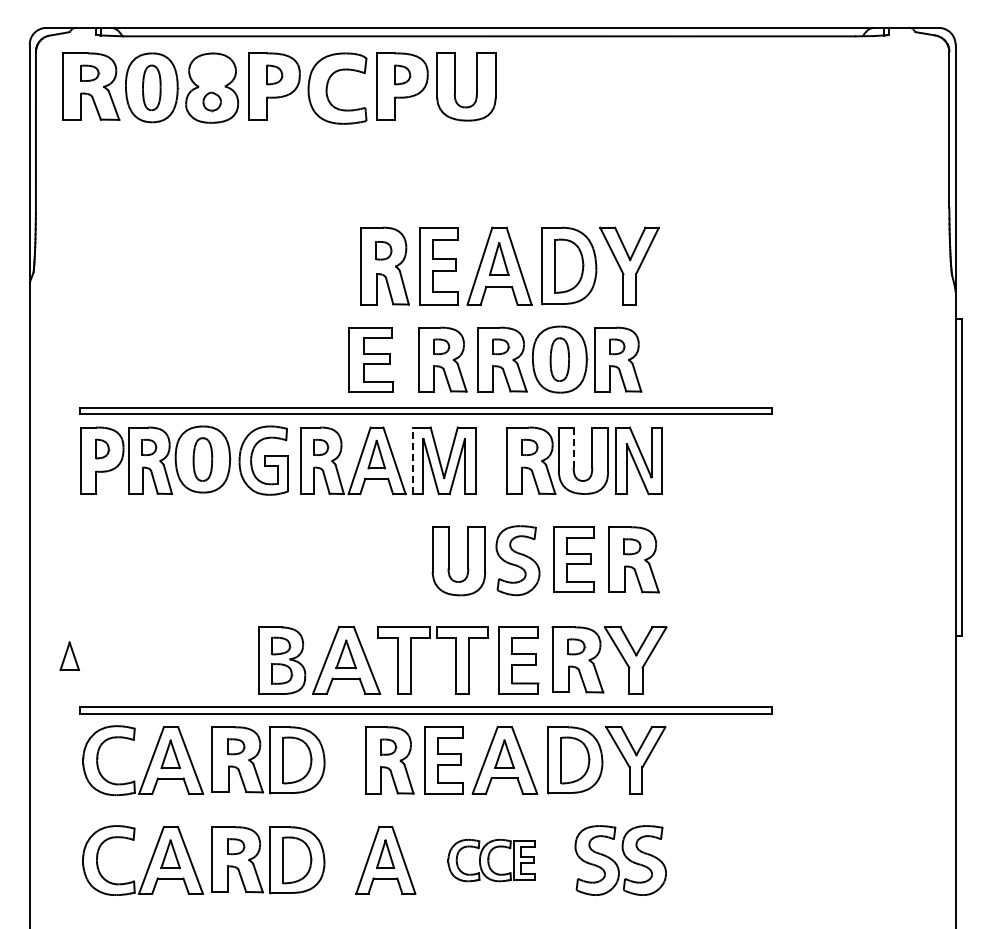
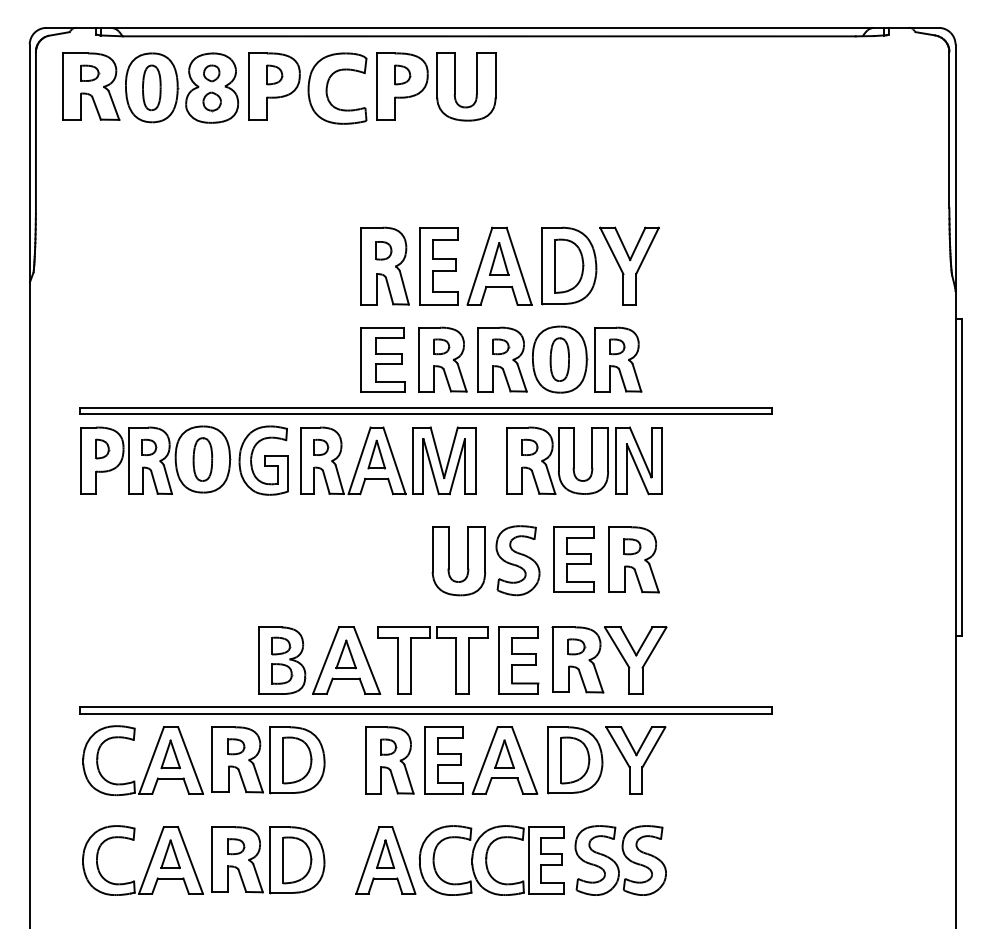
part: none -> present (211, 73)
part position: (370, 359) -> (382, 359) (382, 359)
line: dashed -> solid (573, 448)
line: dashed -> solid (412, 460)
part: present -> none (69, 656)
part size: 89x44 px -> 147x71 px (491, 860)
